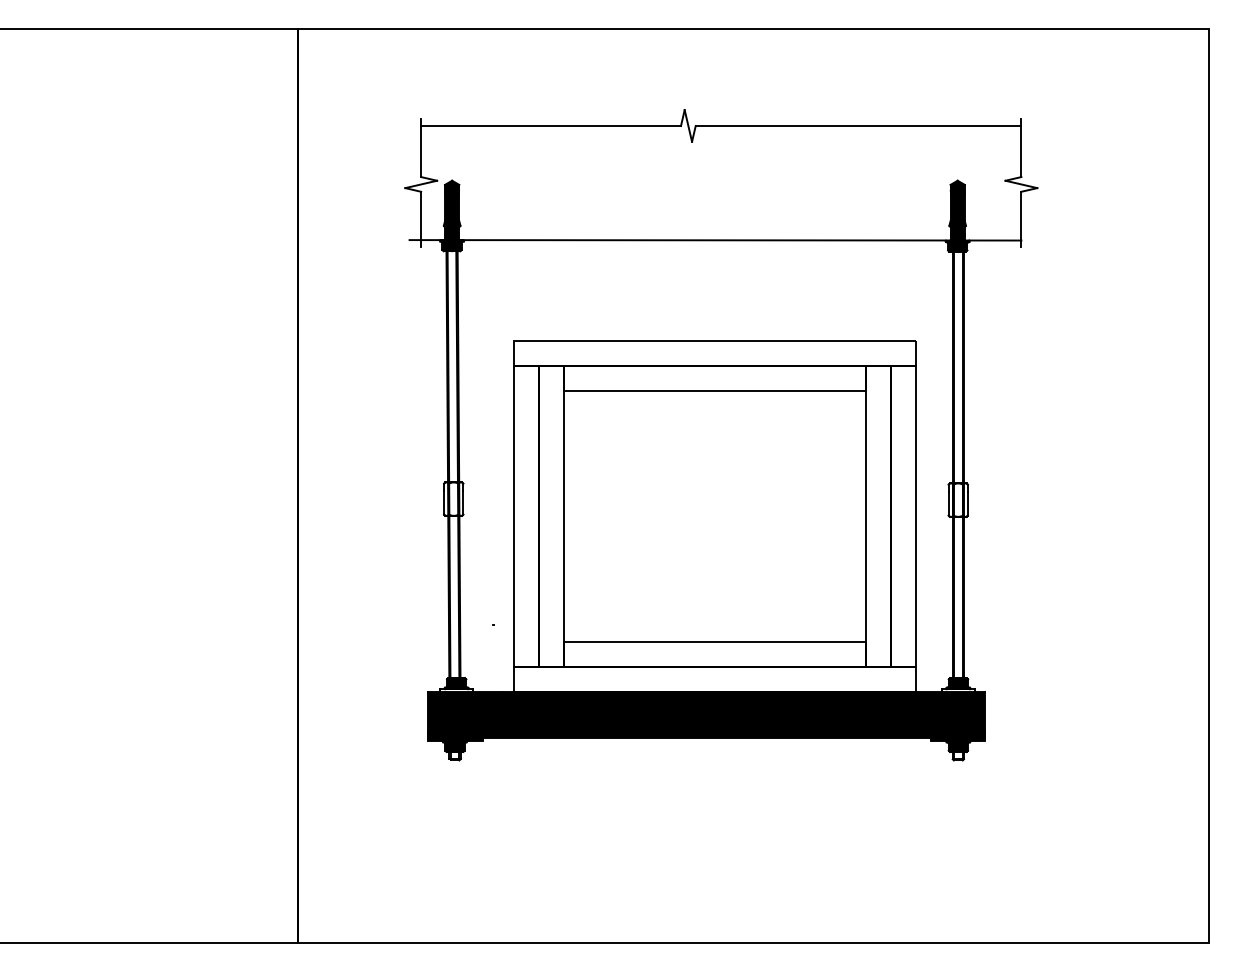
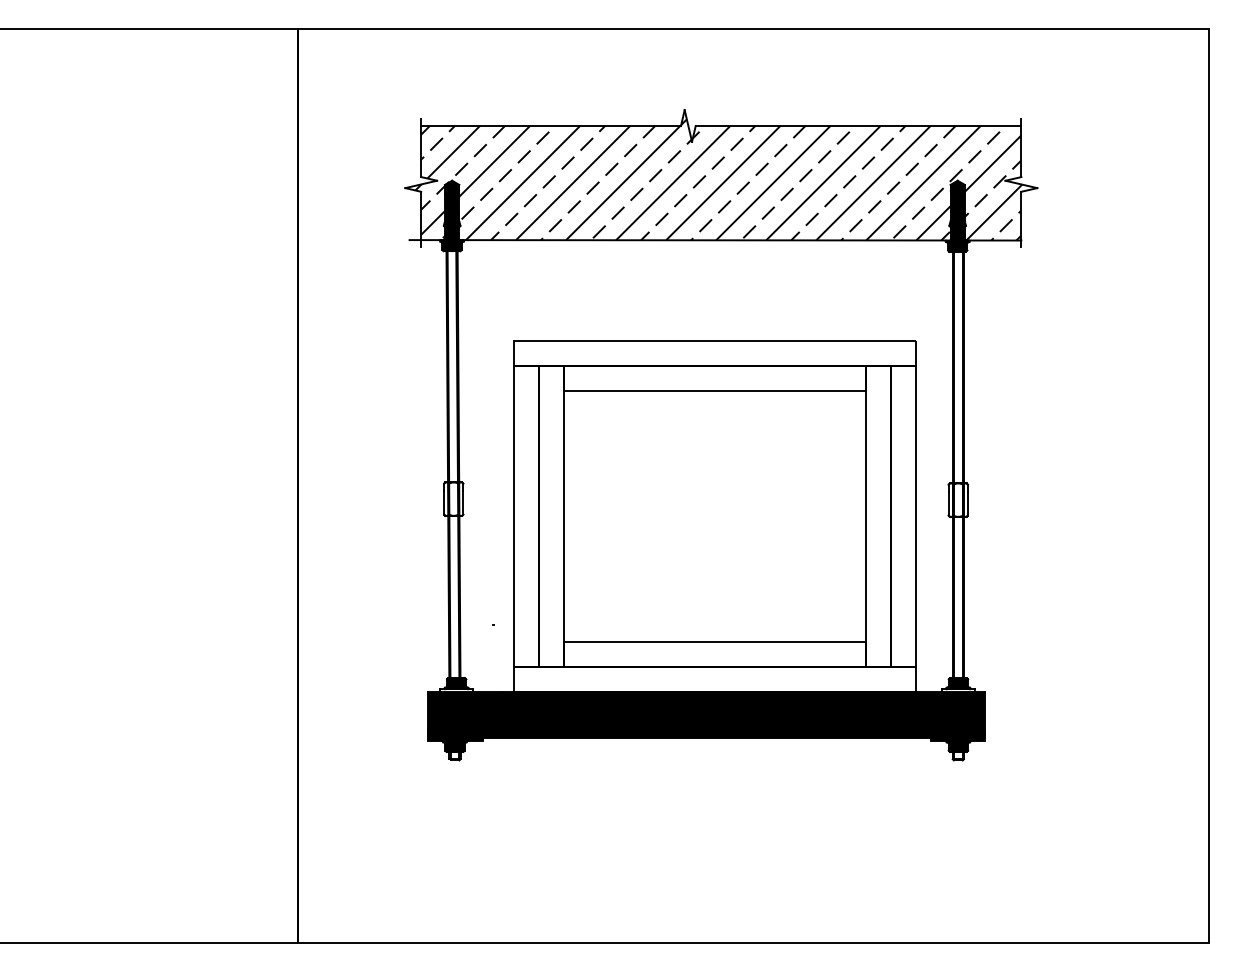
hatch: none -> present (718, 179)
